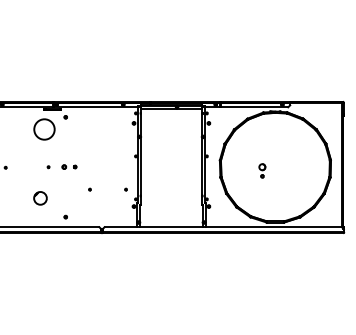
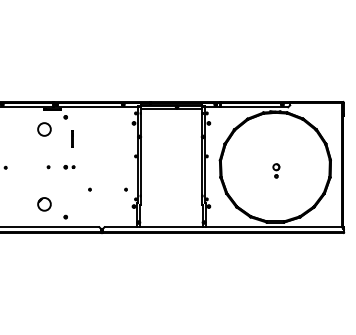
circle size: 23x23 px -> 15x15 px (44, 129)
line: none -> present (72, 138)
part size: 17x6 px -> 13x5 px (69, 167)
part position: (262, 170) -> (276, 170) (276, 170)
circle position: (40, 198) -> (44, 204) (44, 204)
